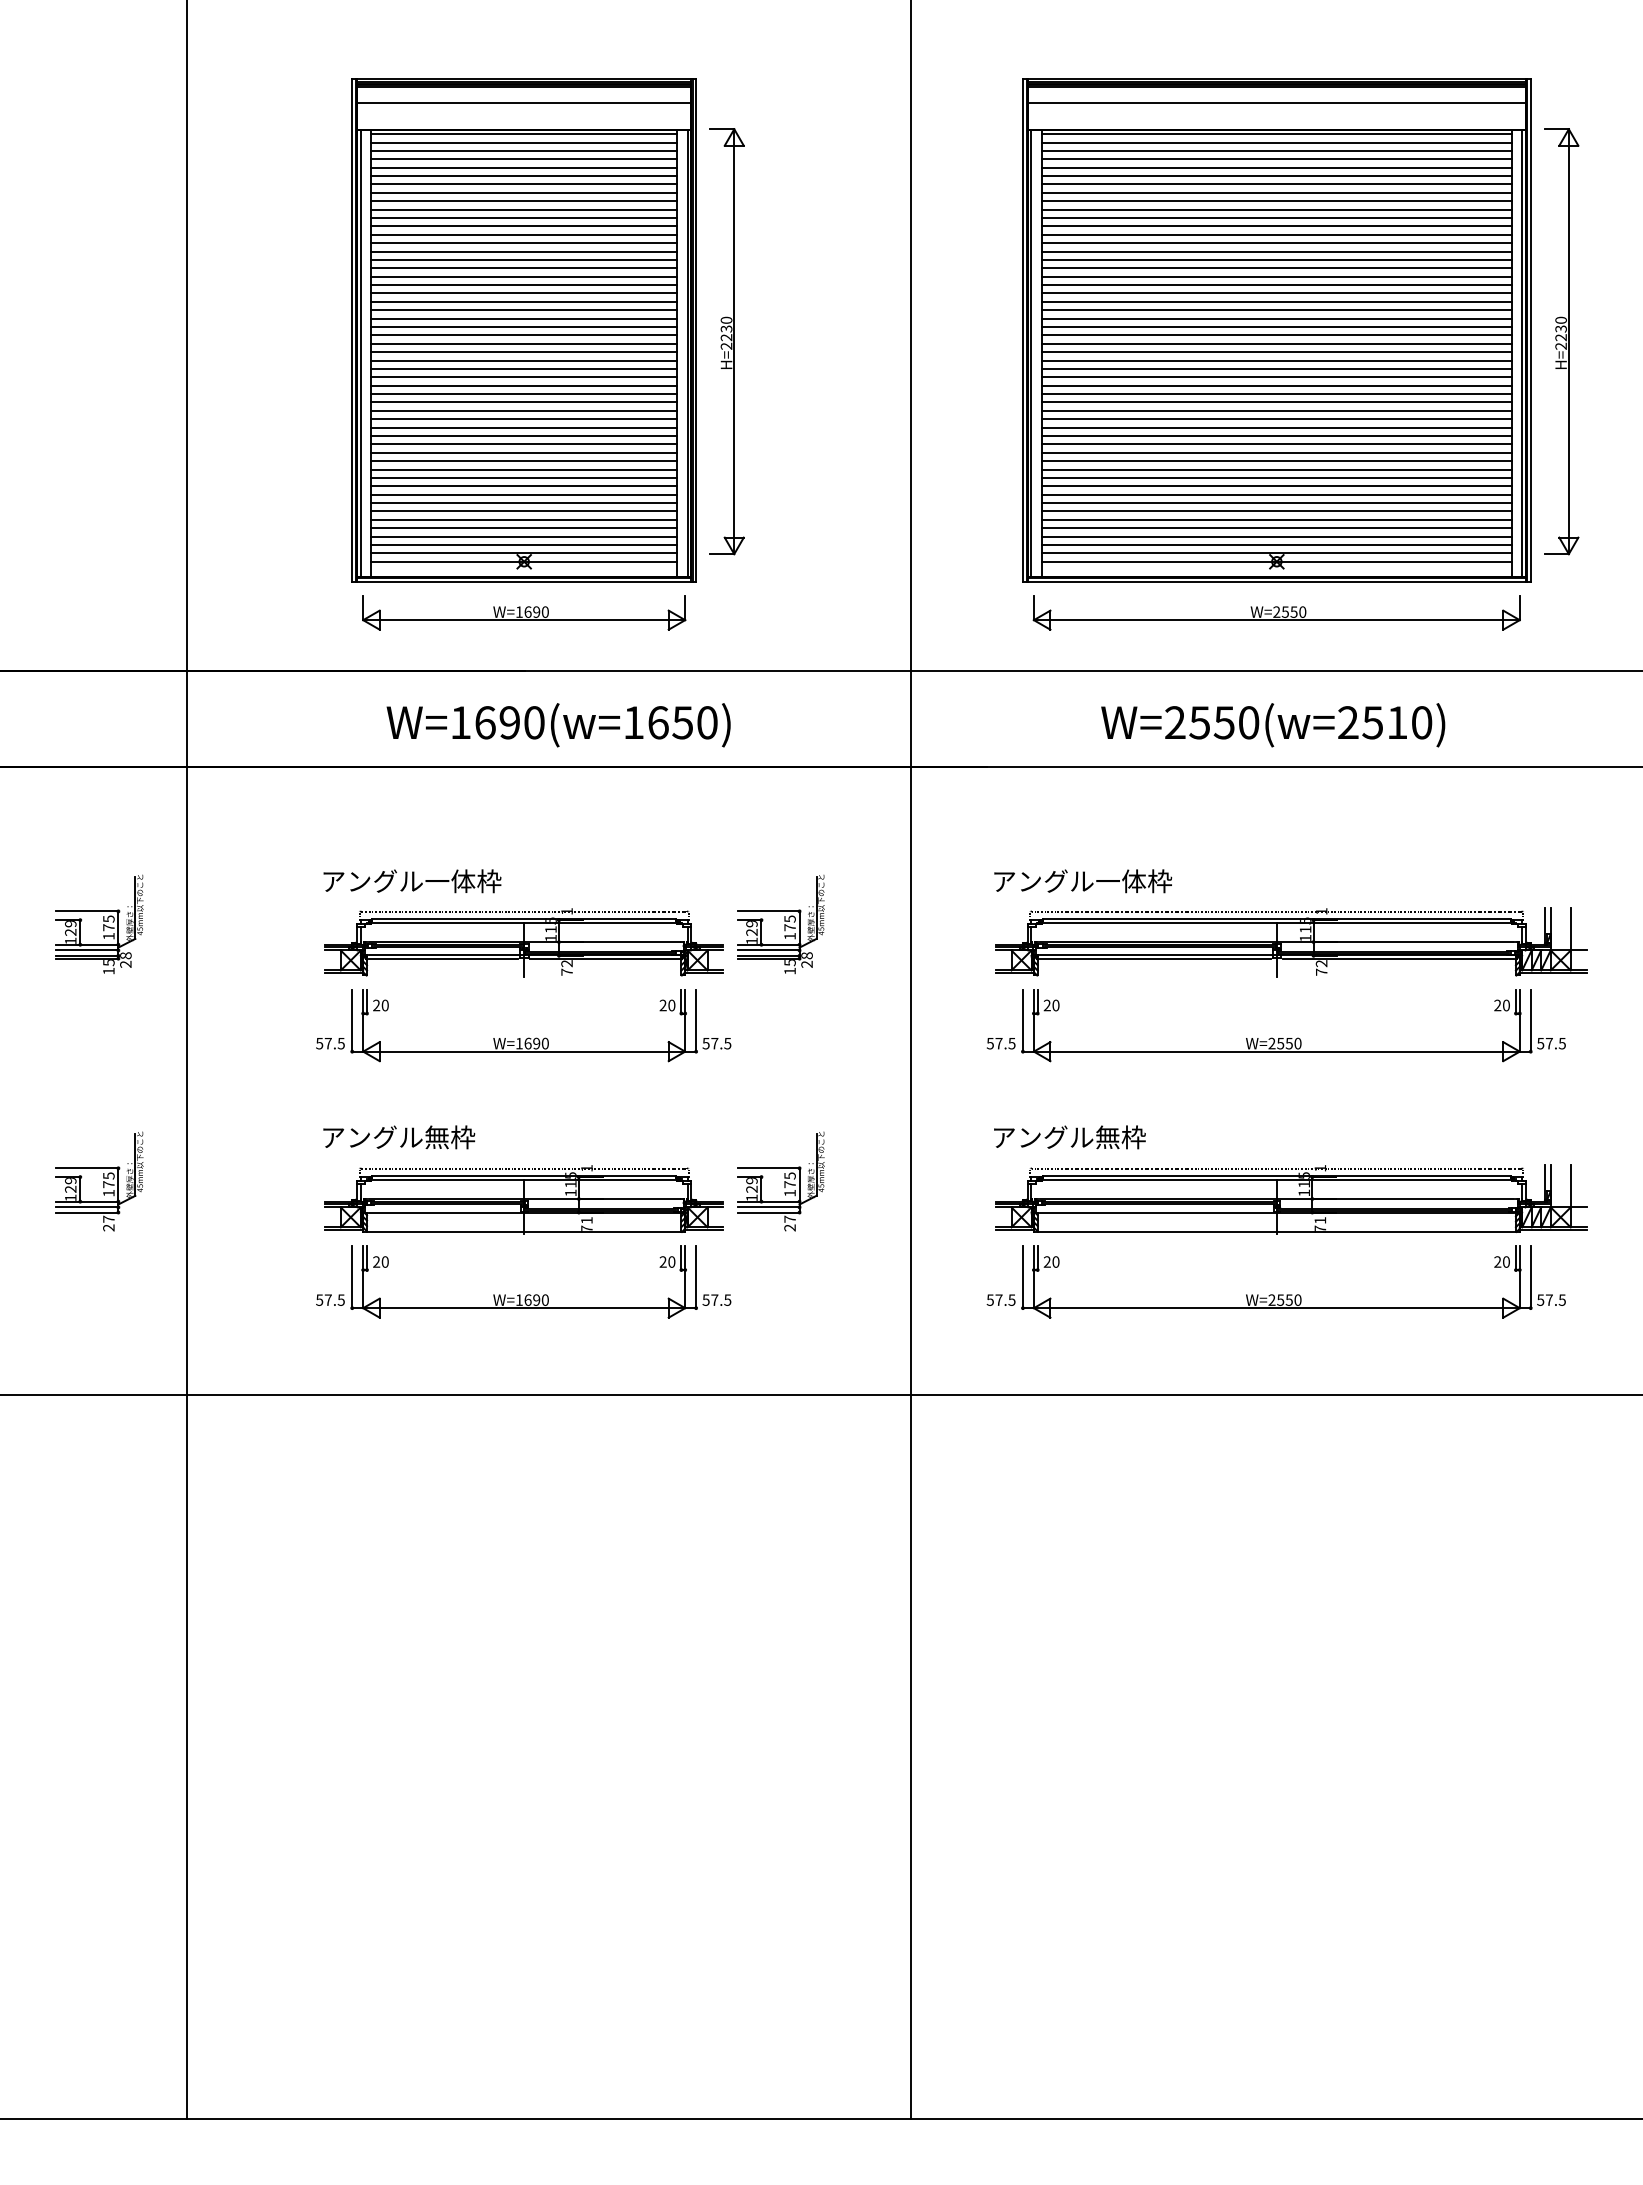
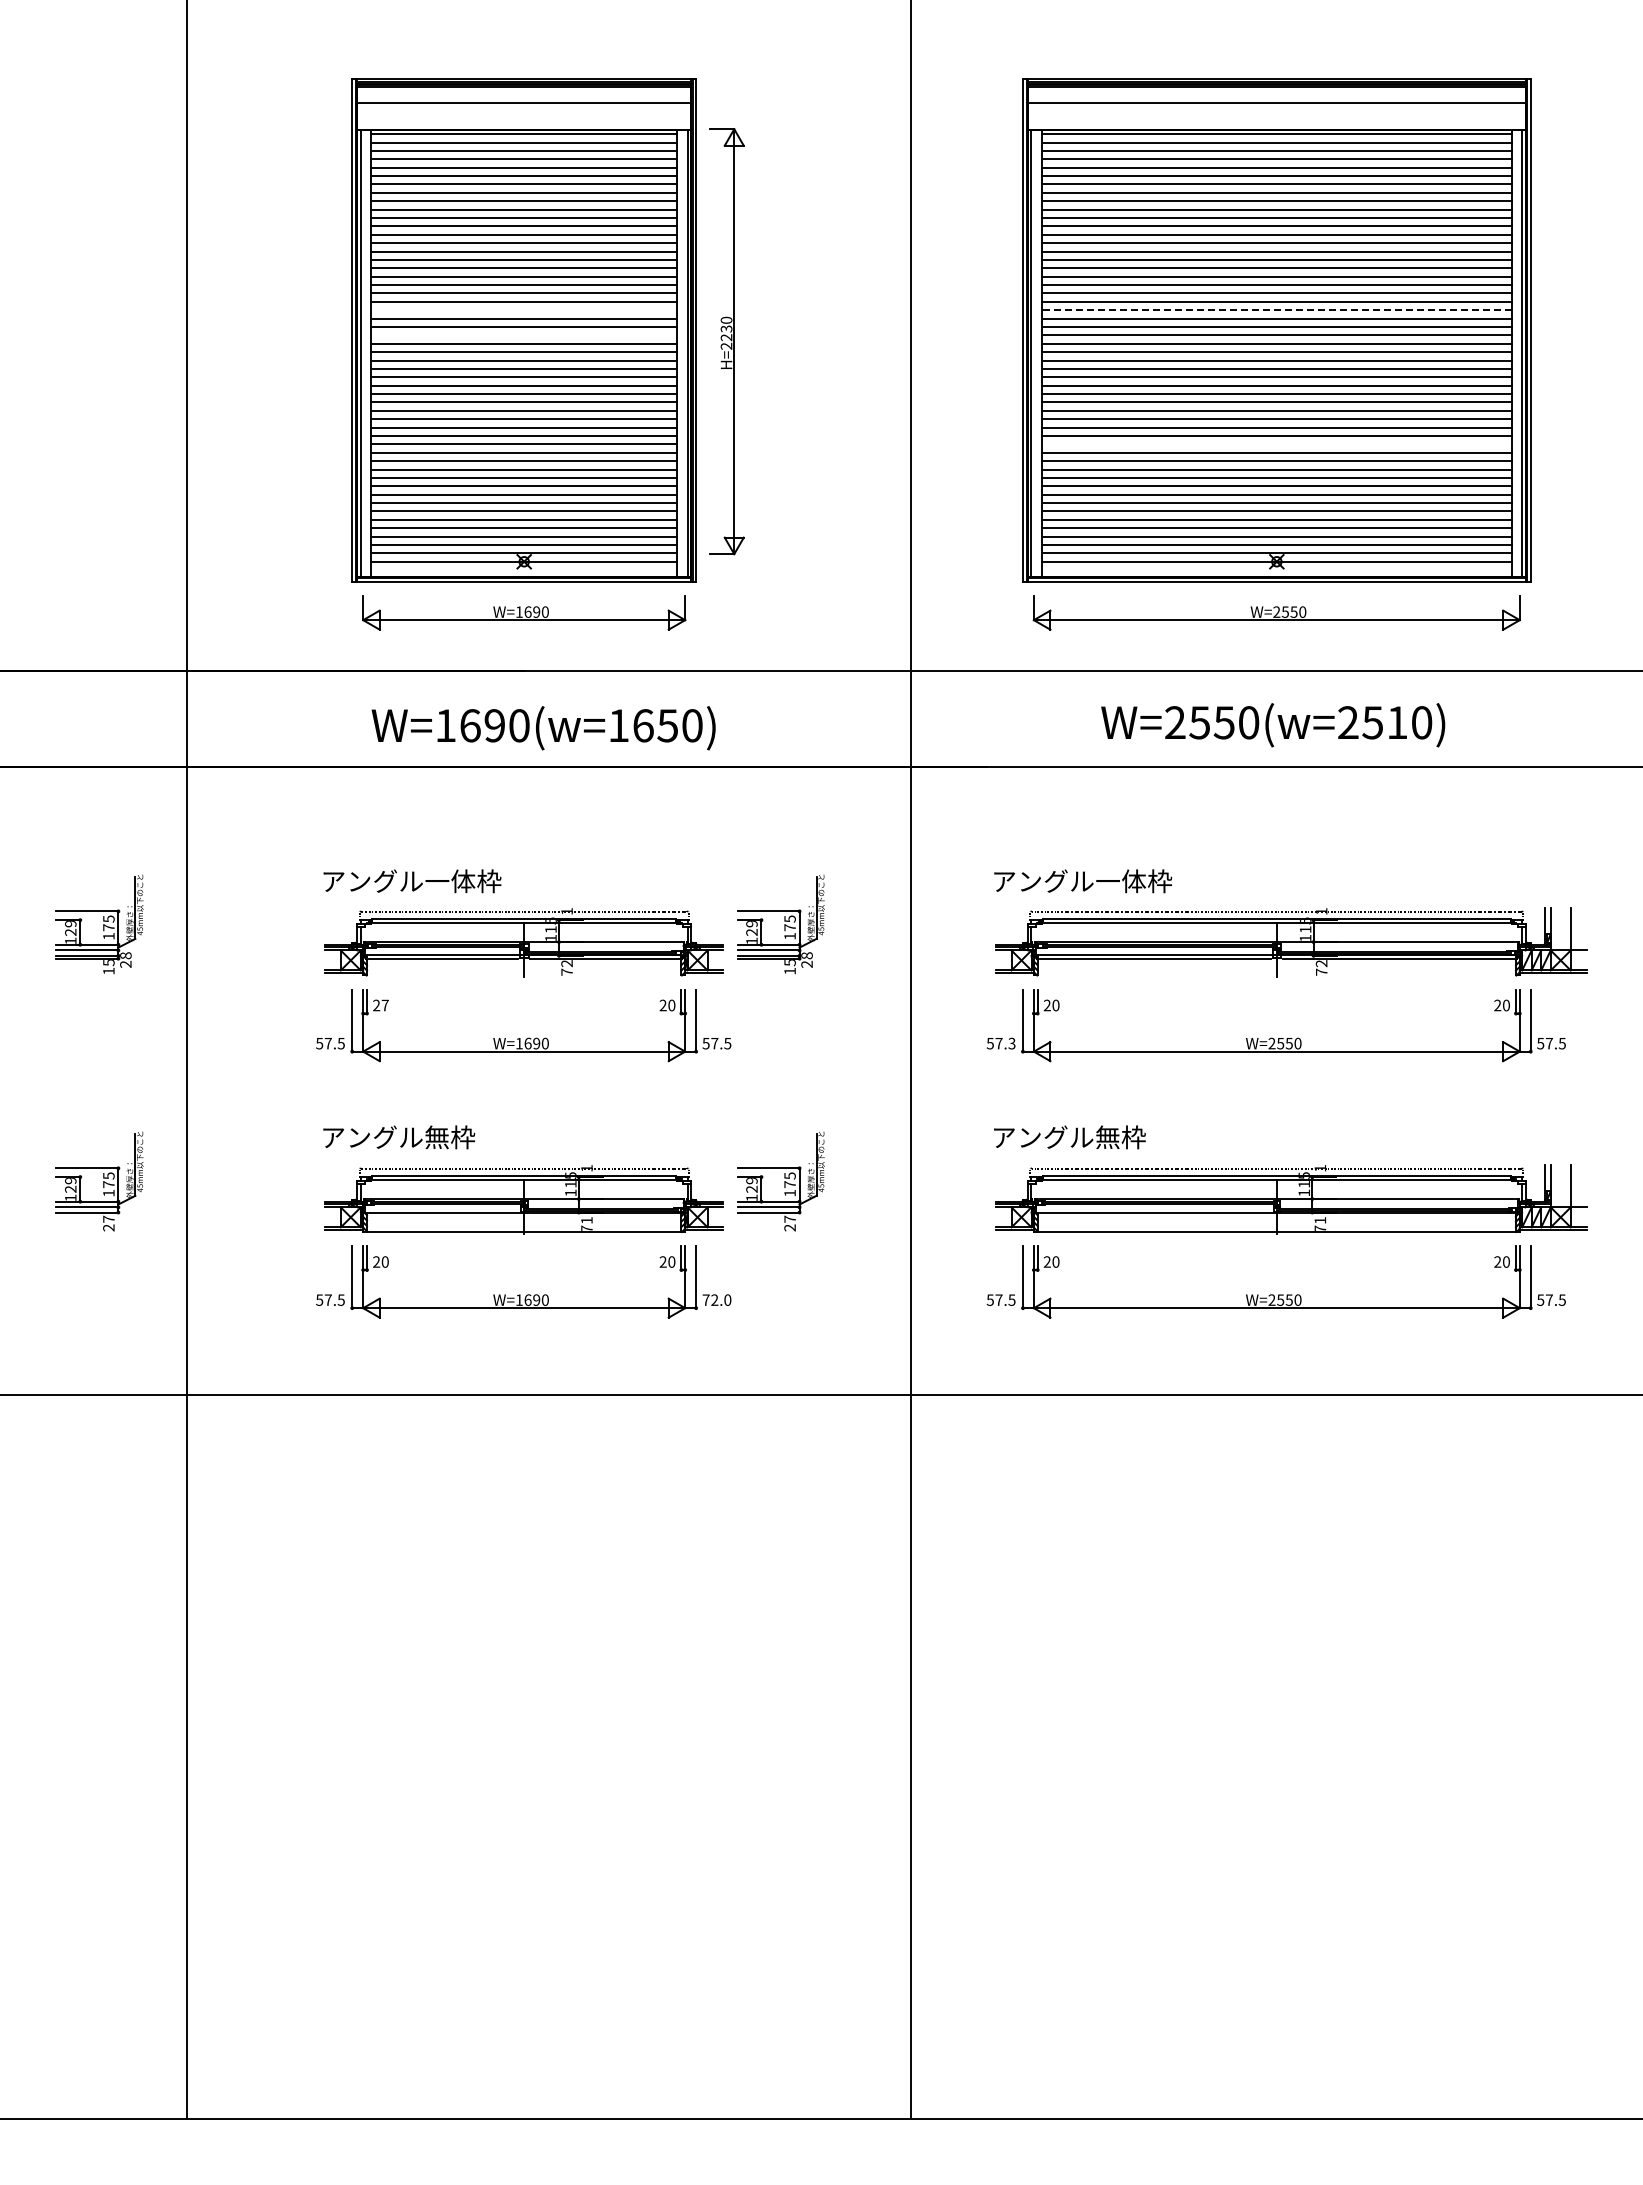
line: present -> none (524, 310)
line: solid -> dashed (1276, 310)
line: present -> none (524, 335)
part: present -> none (1561, 341)
line: present -> none (1276, 444)
text position: (558, 725) -> (543, 728) (543, 728)
text: 20 -> 27 (384, 1005)
text: 57.5 -> 57.3 (1012, 1042)
text: 57.5 -> 72.0 (716, 1299)
